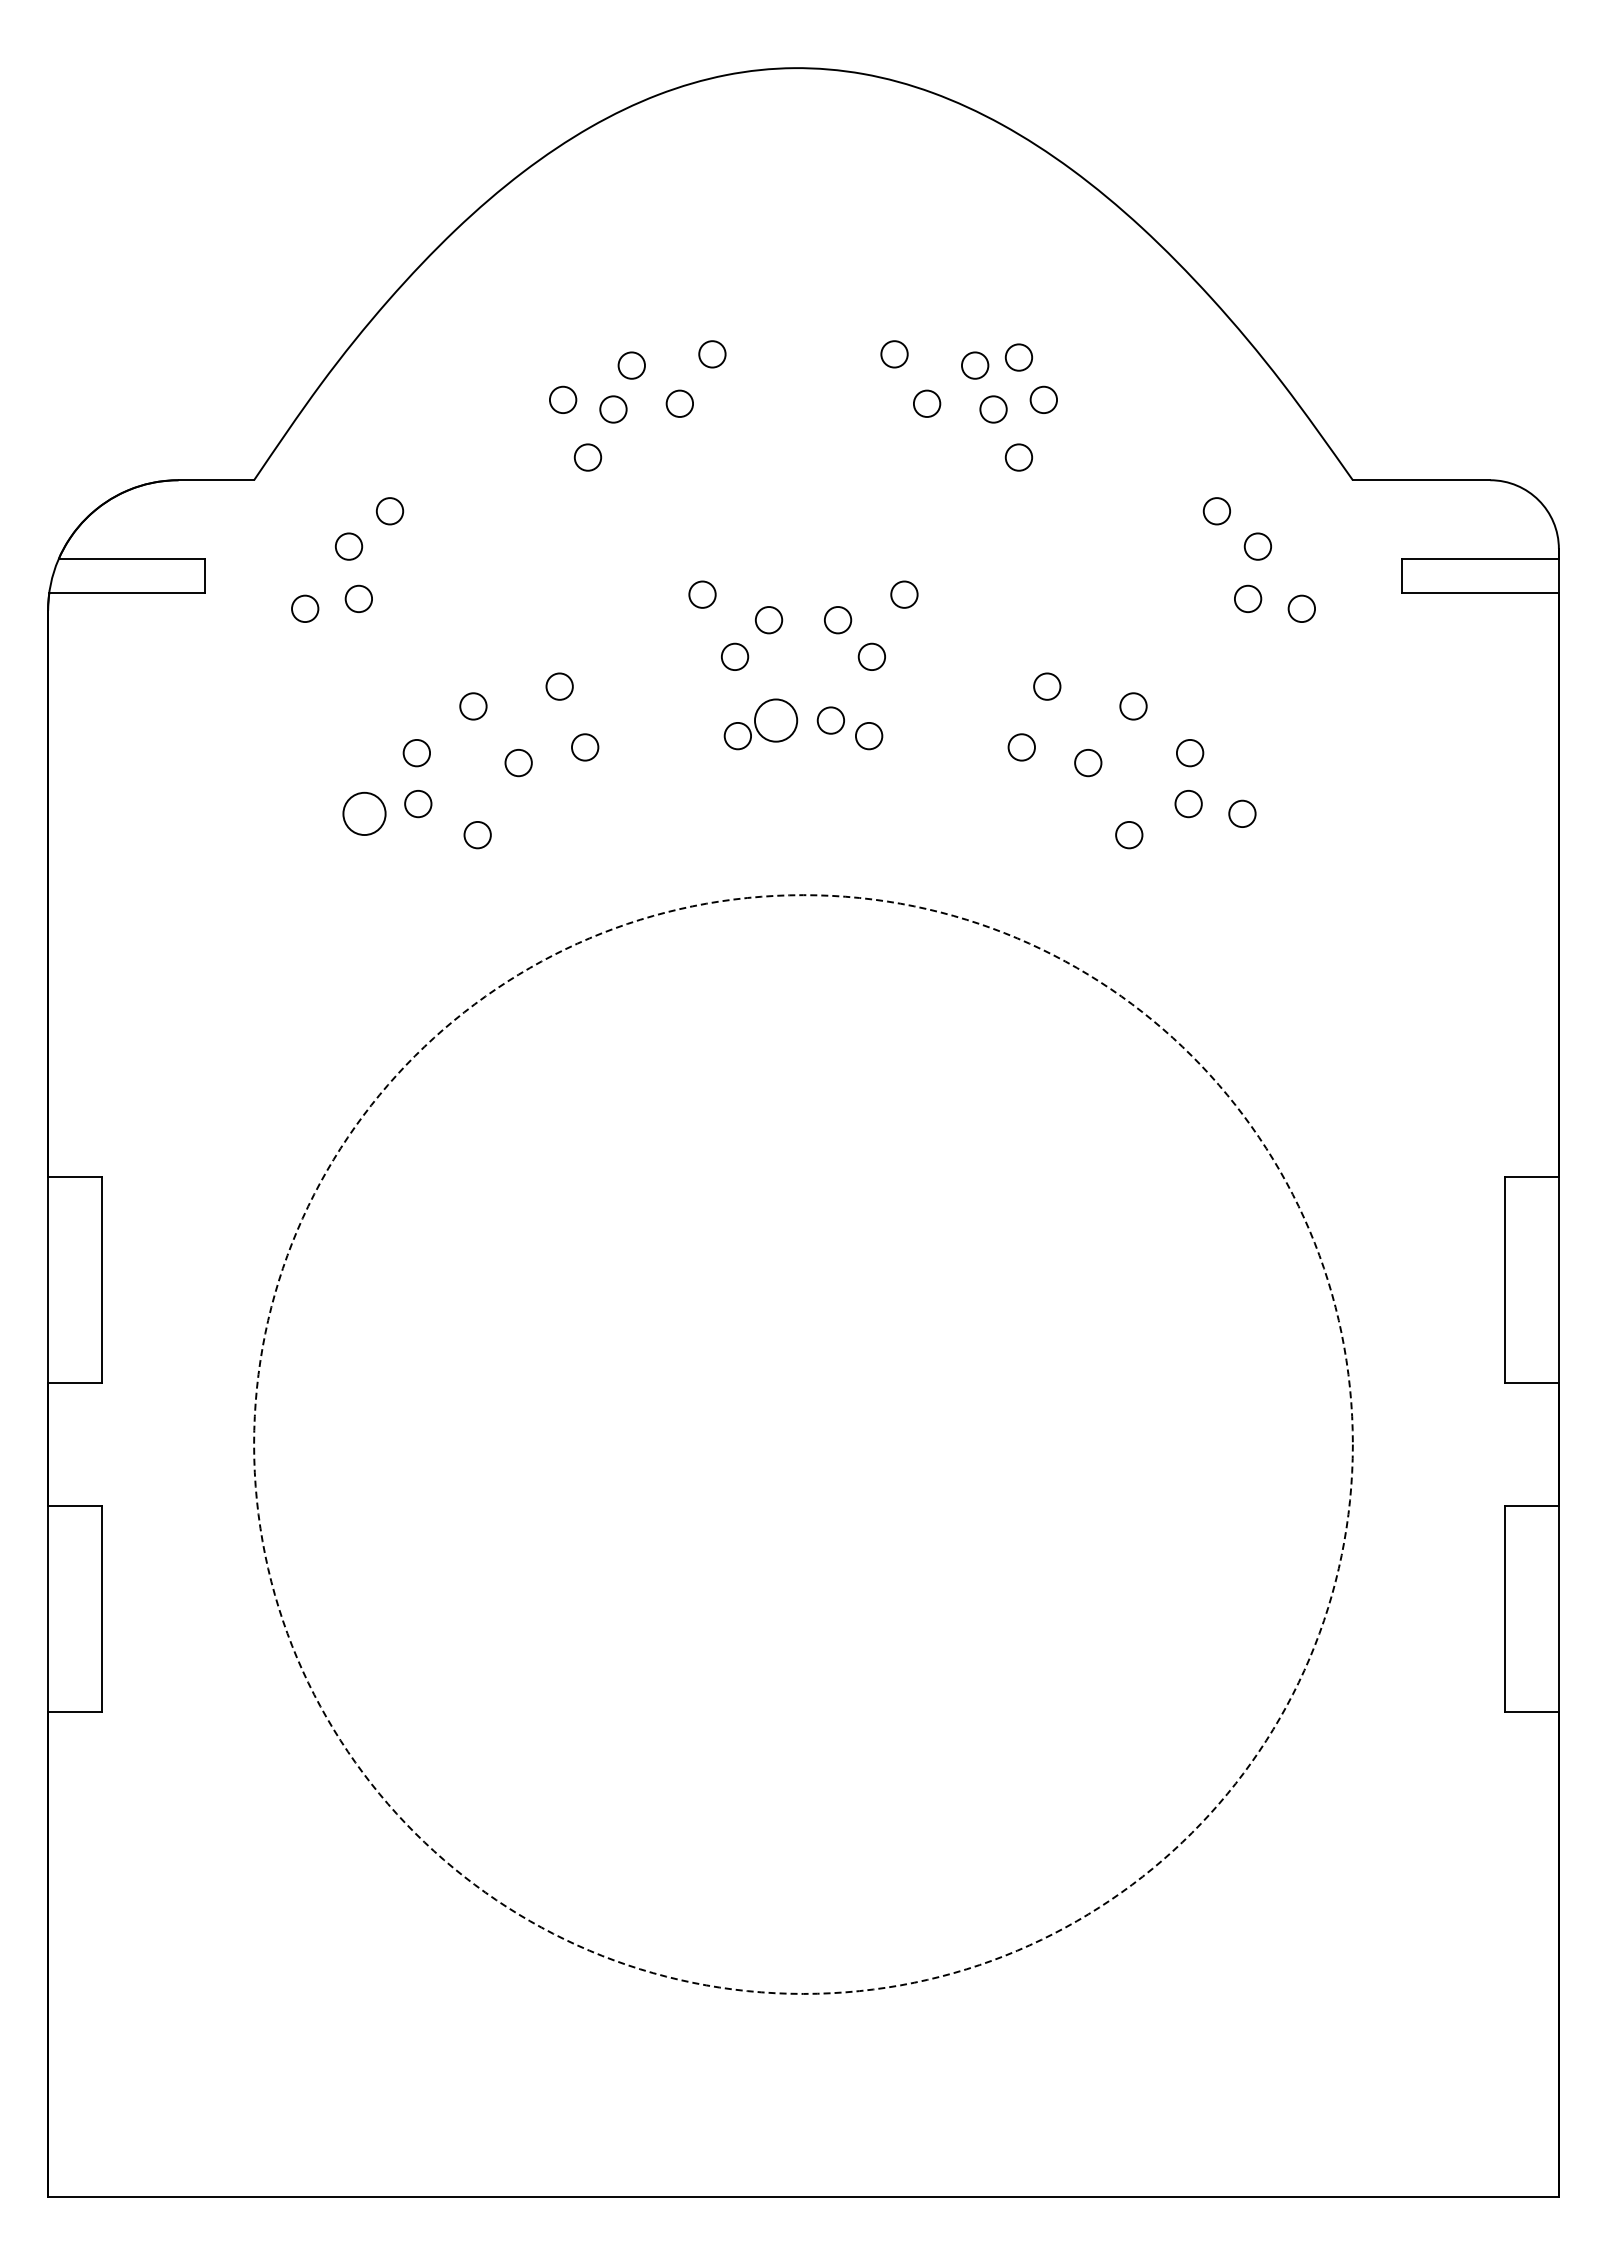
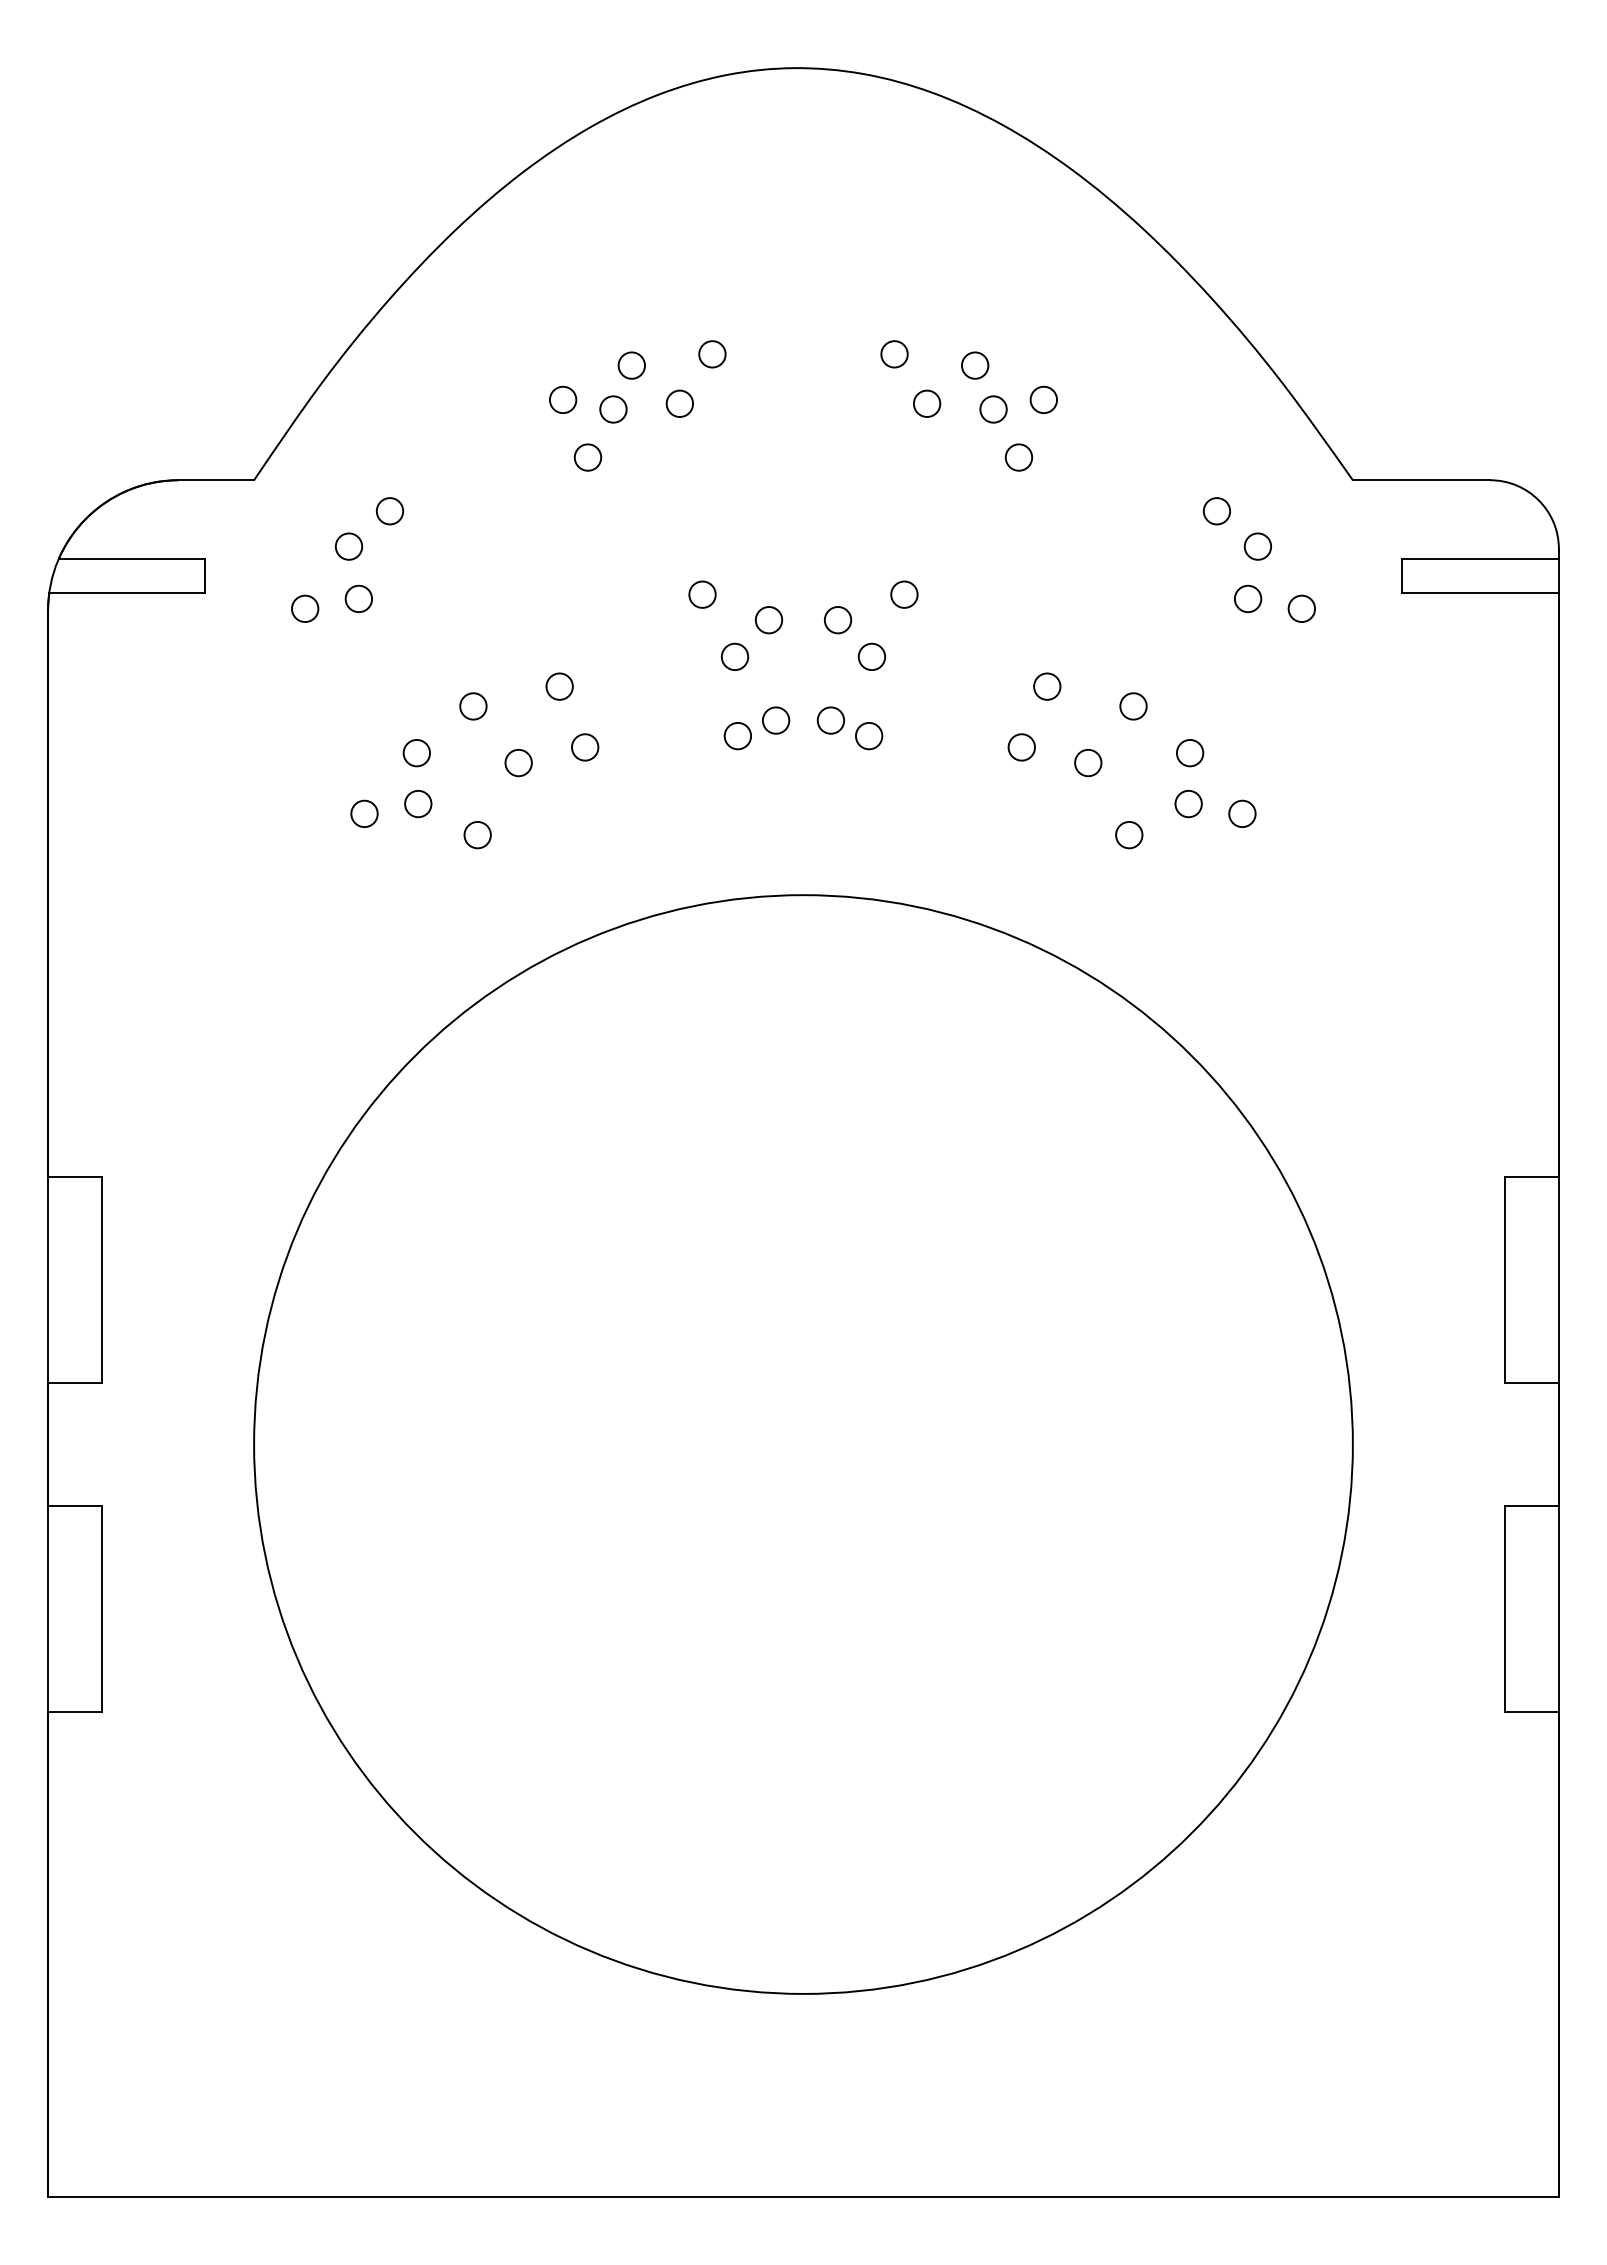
circle: present -> none (1018, 357)
circle diameter: 42 px -> 26 px (775, 720)
circle diameter: 42 px -> 26 px (364, 813)
circle: dashed -> solid (803, 1444)
